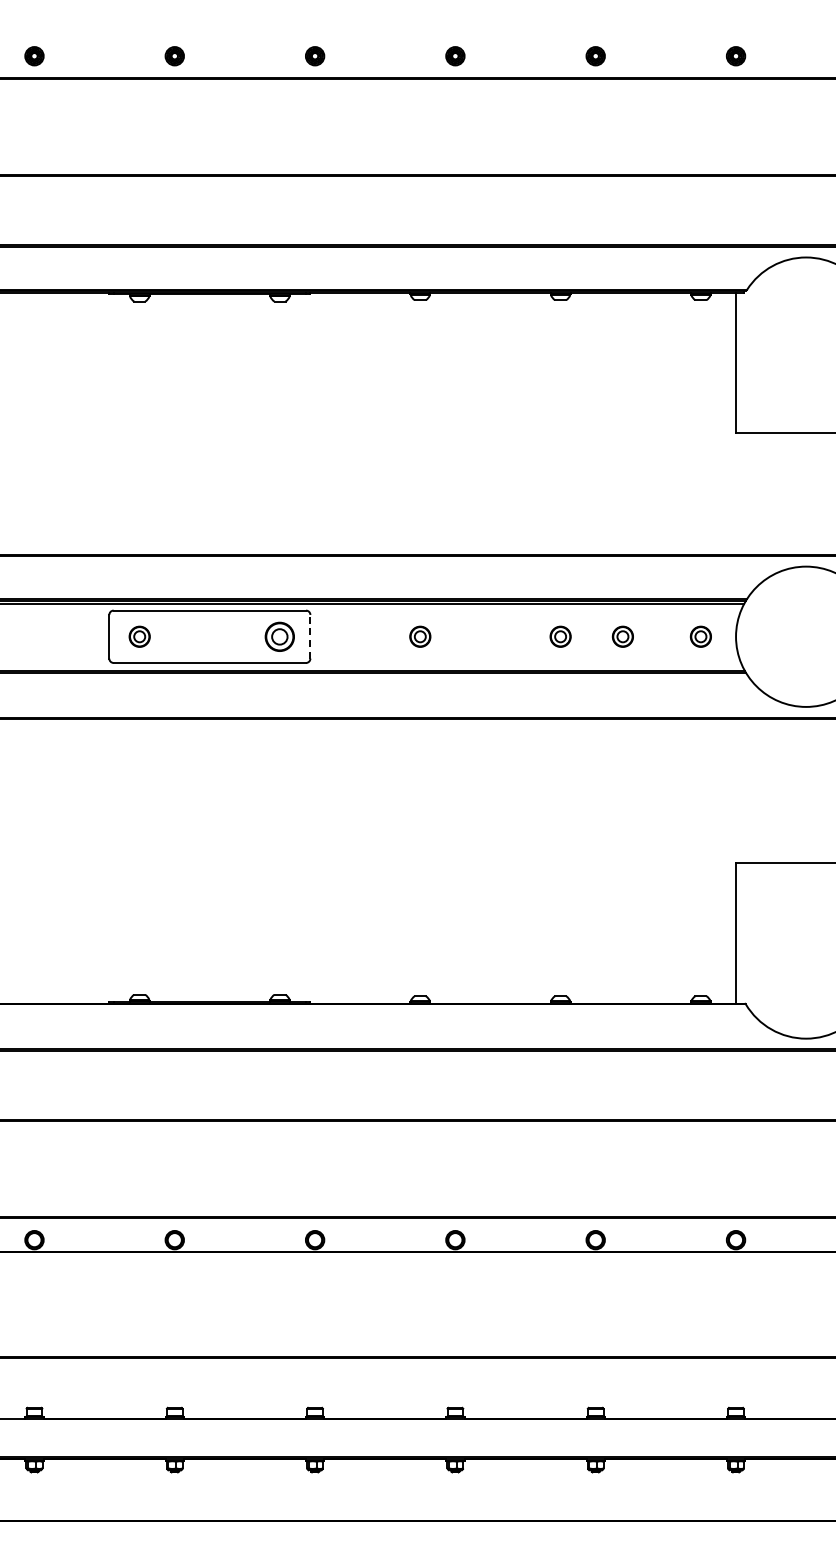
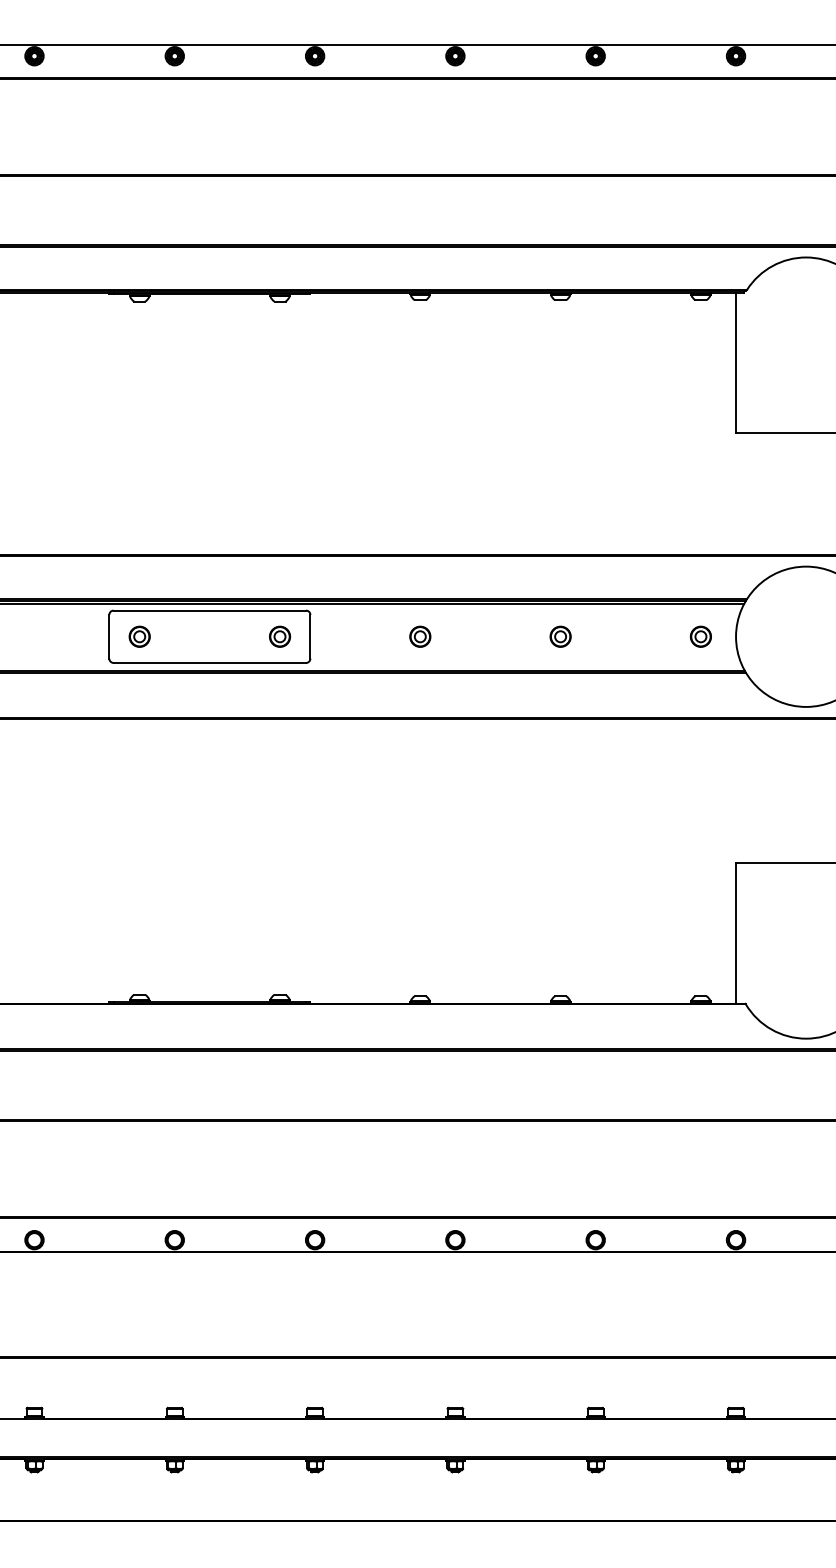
line: none -> present (417, 44)
part size: 31x31 px -> 23x23 px (280, 636)
line: dashed -> solid (310, 636)
part: present -> none (622, 636)
